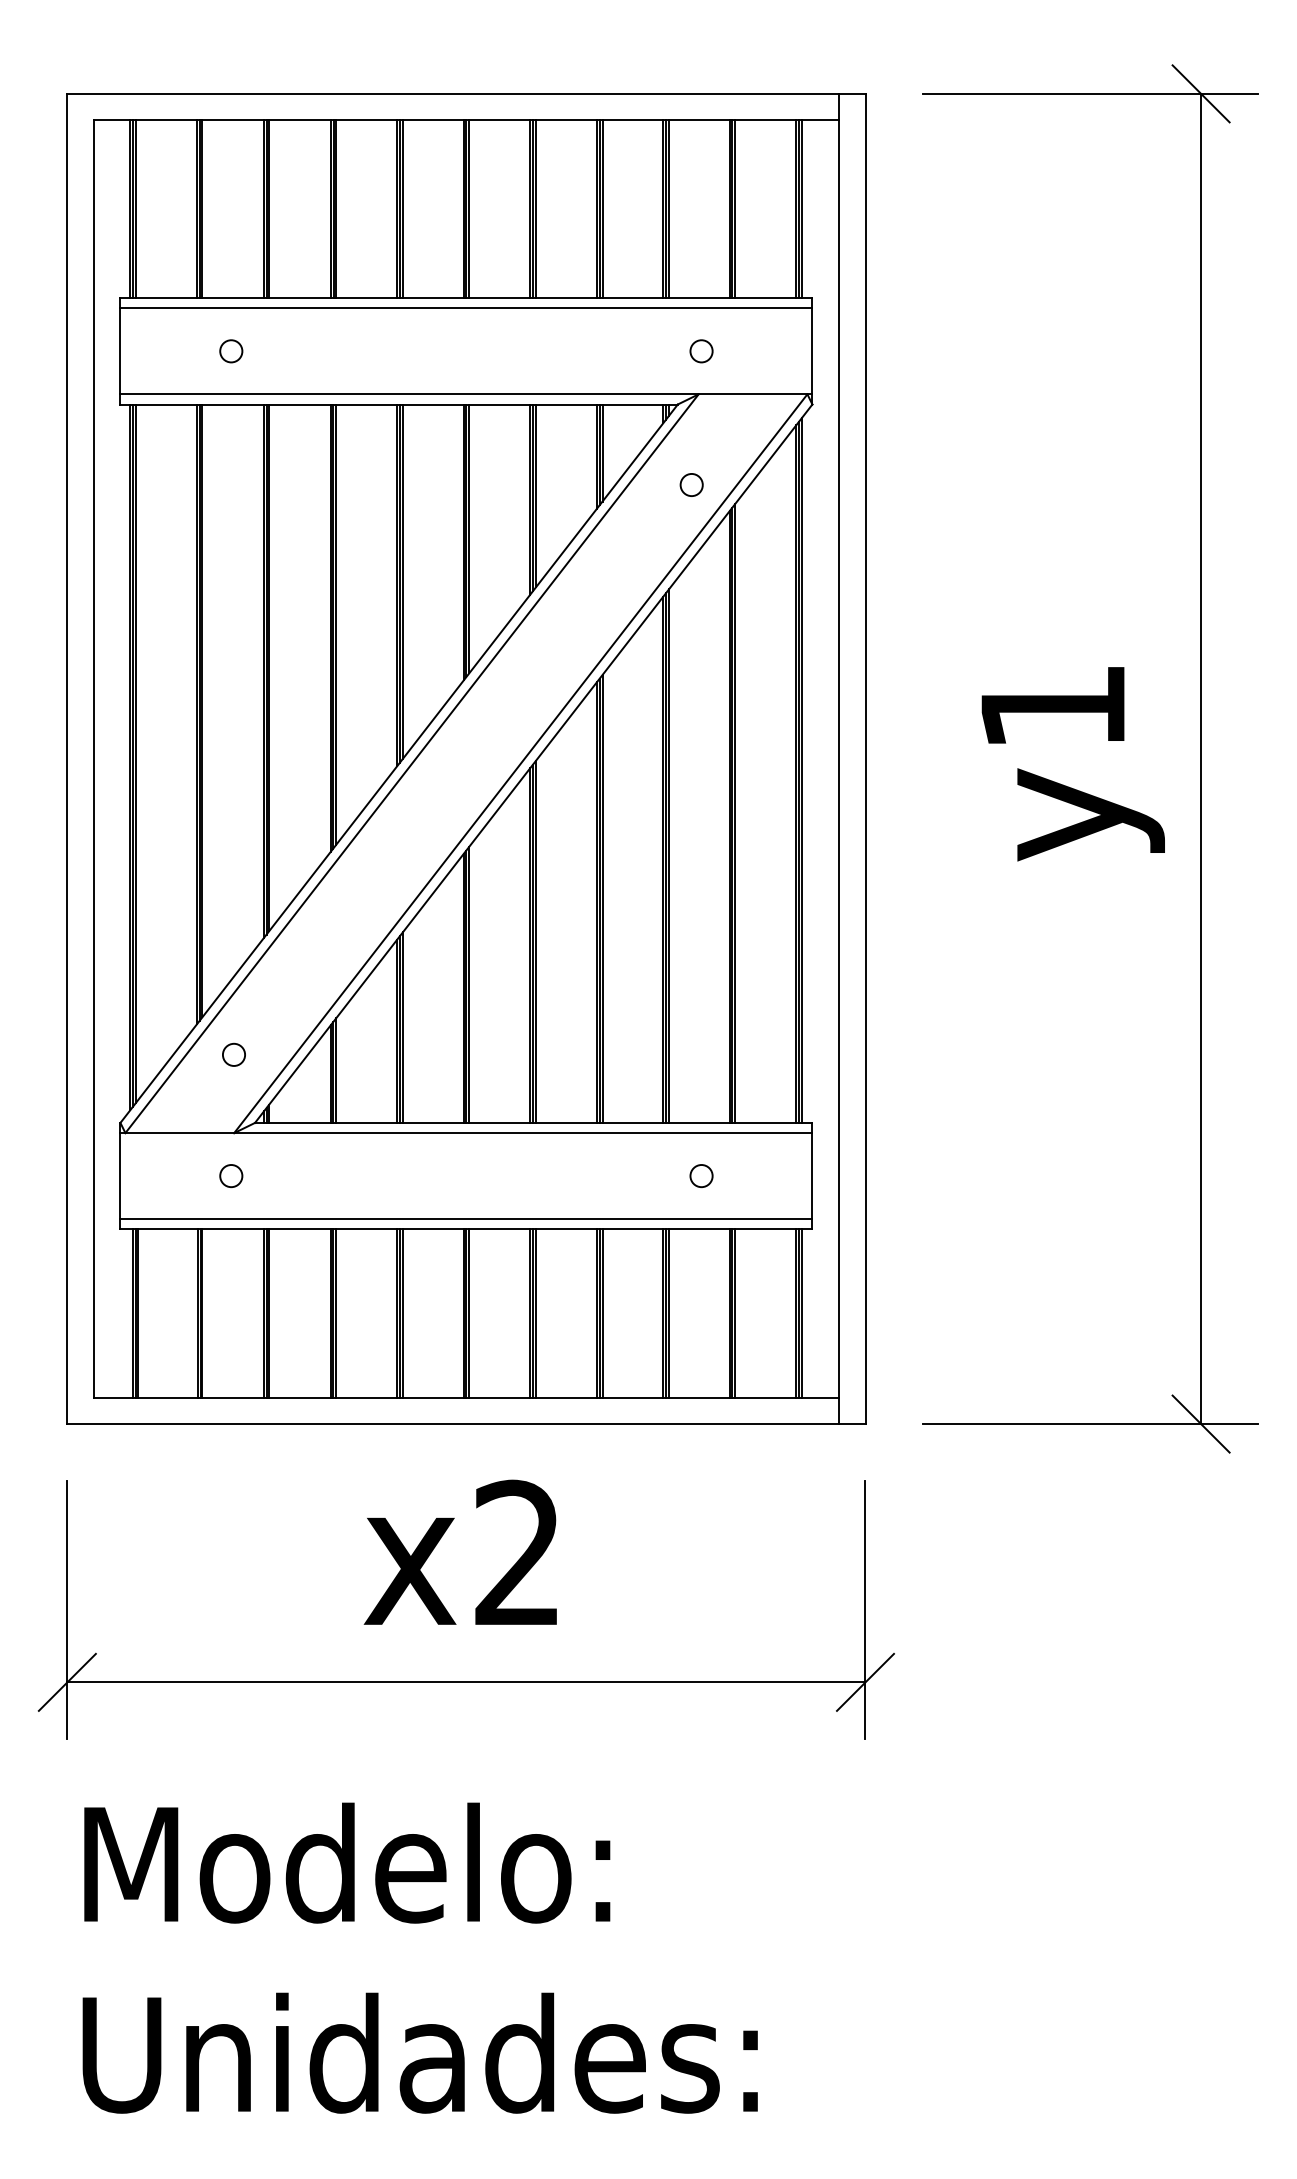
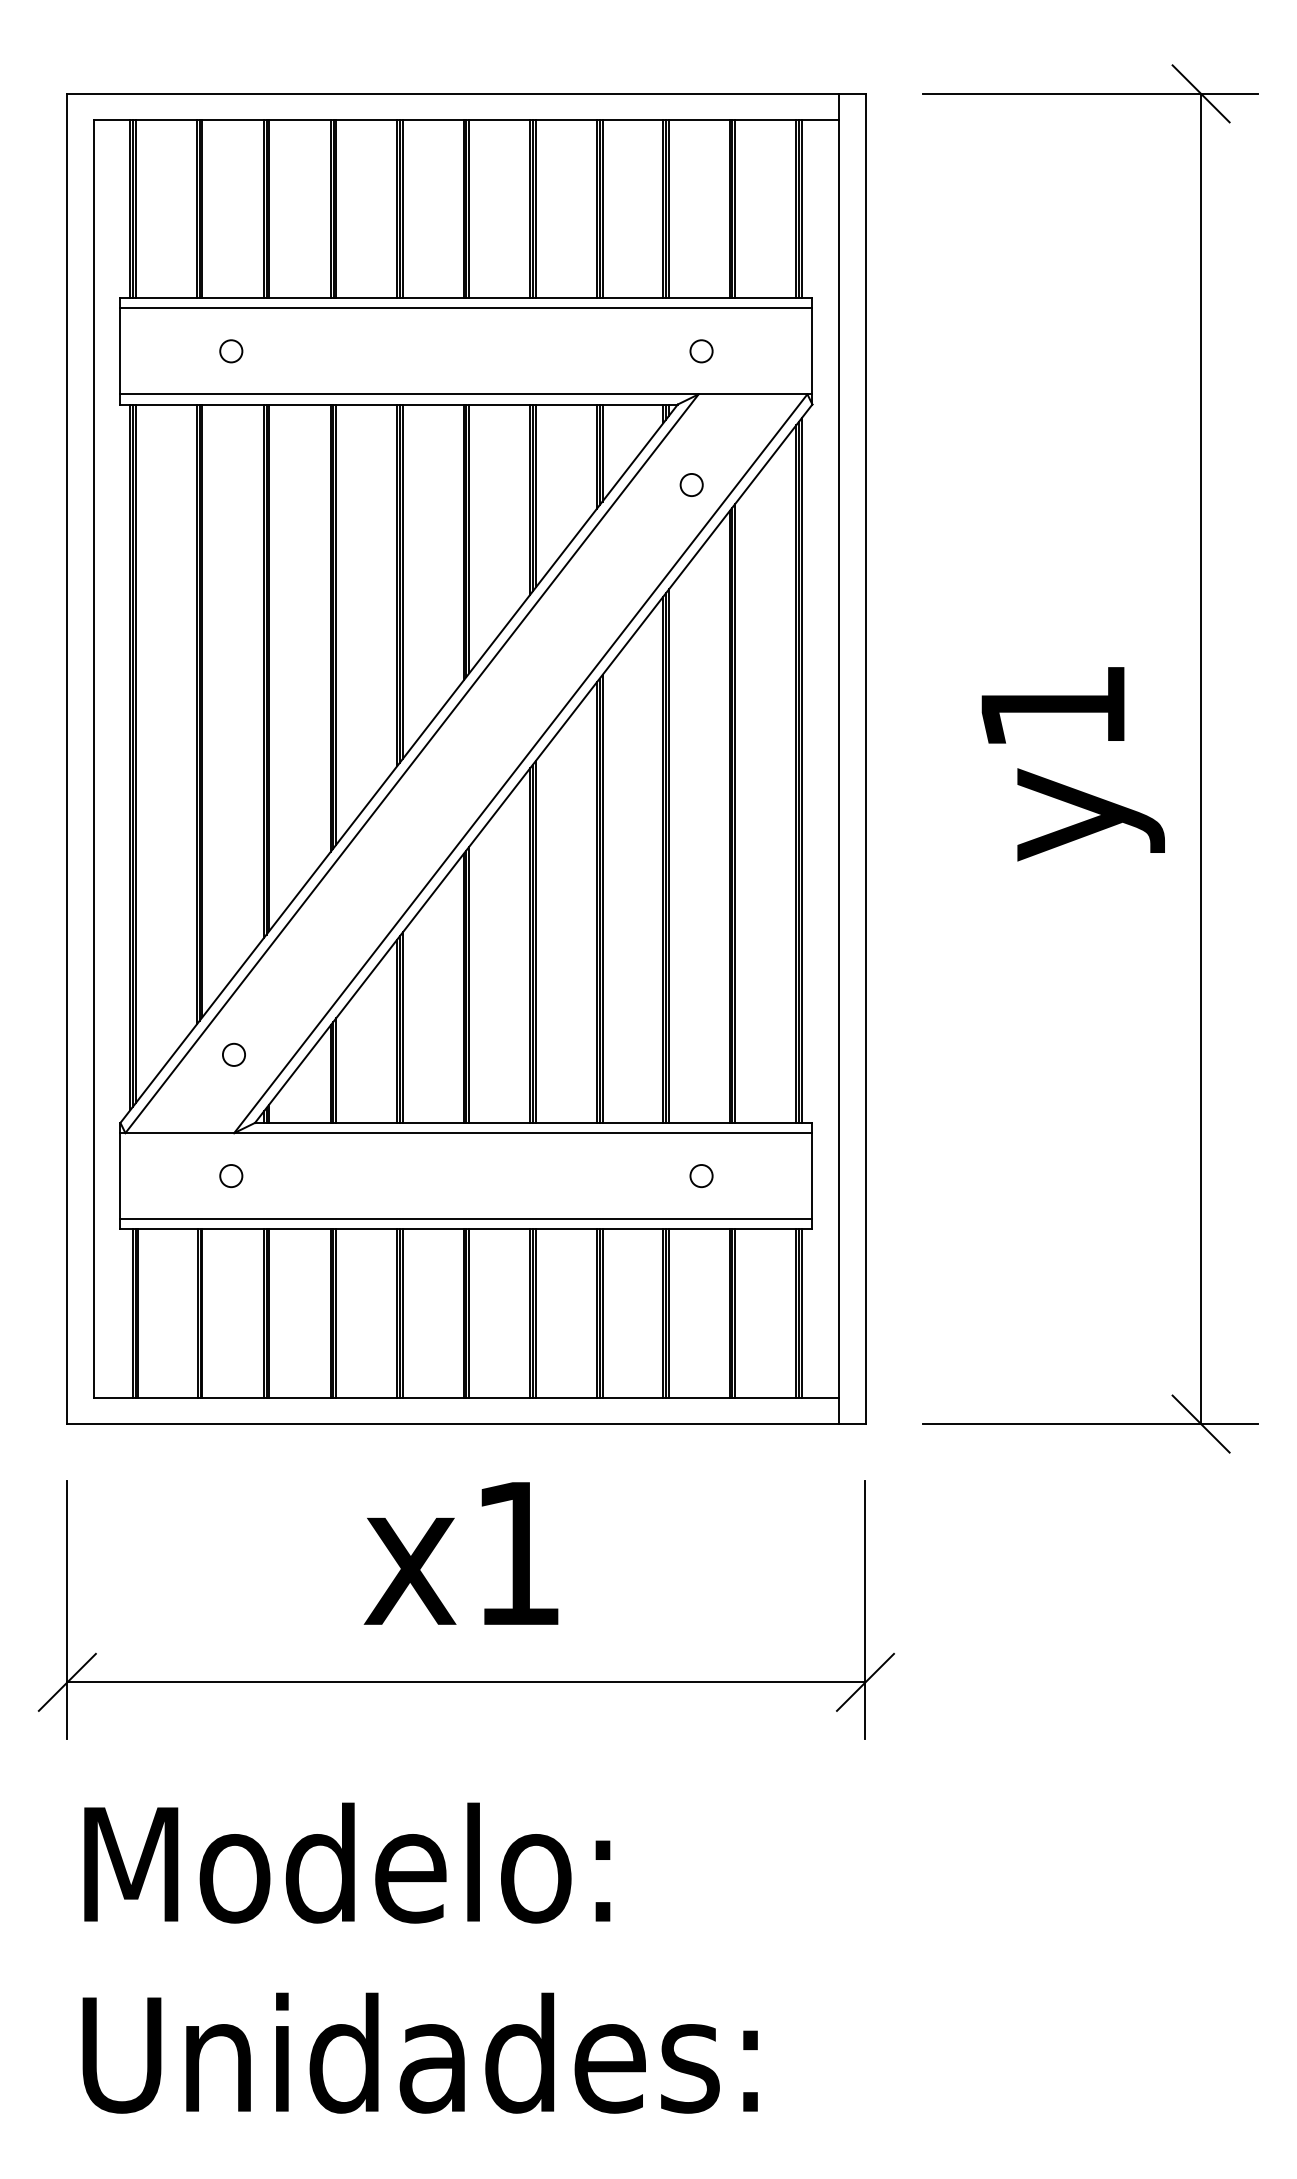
text: x2 -> x1 (516, 1551)
